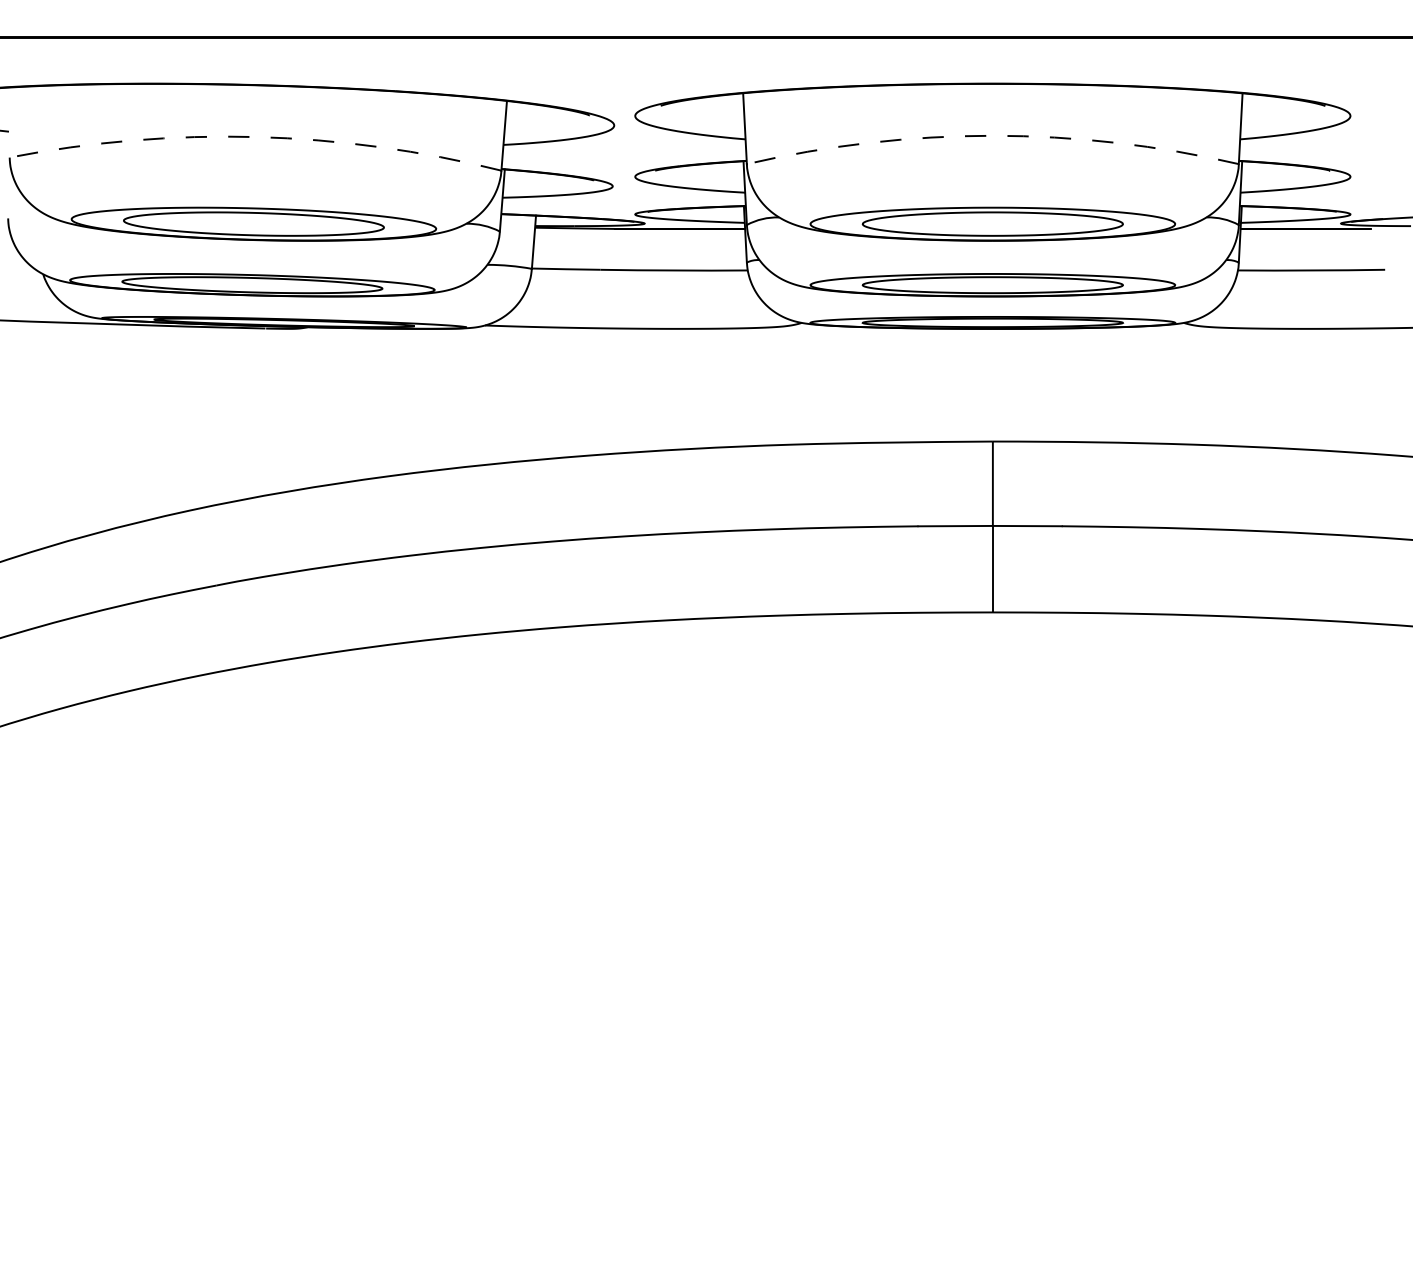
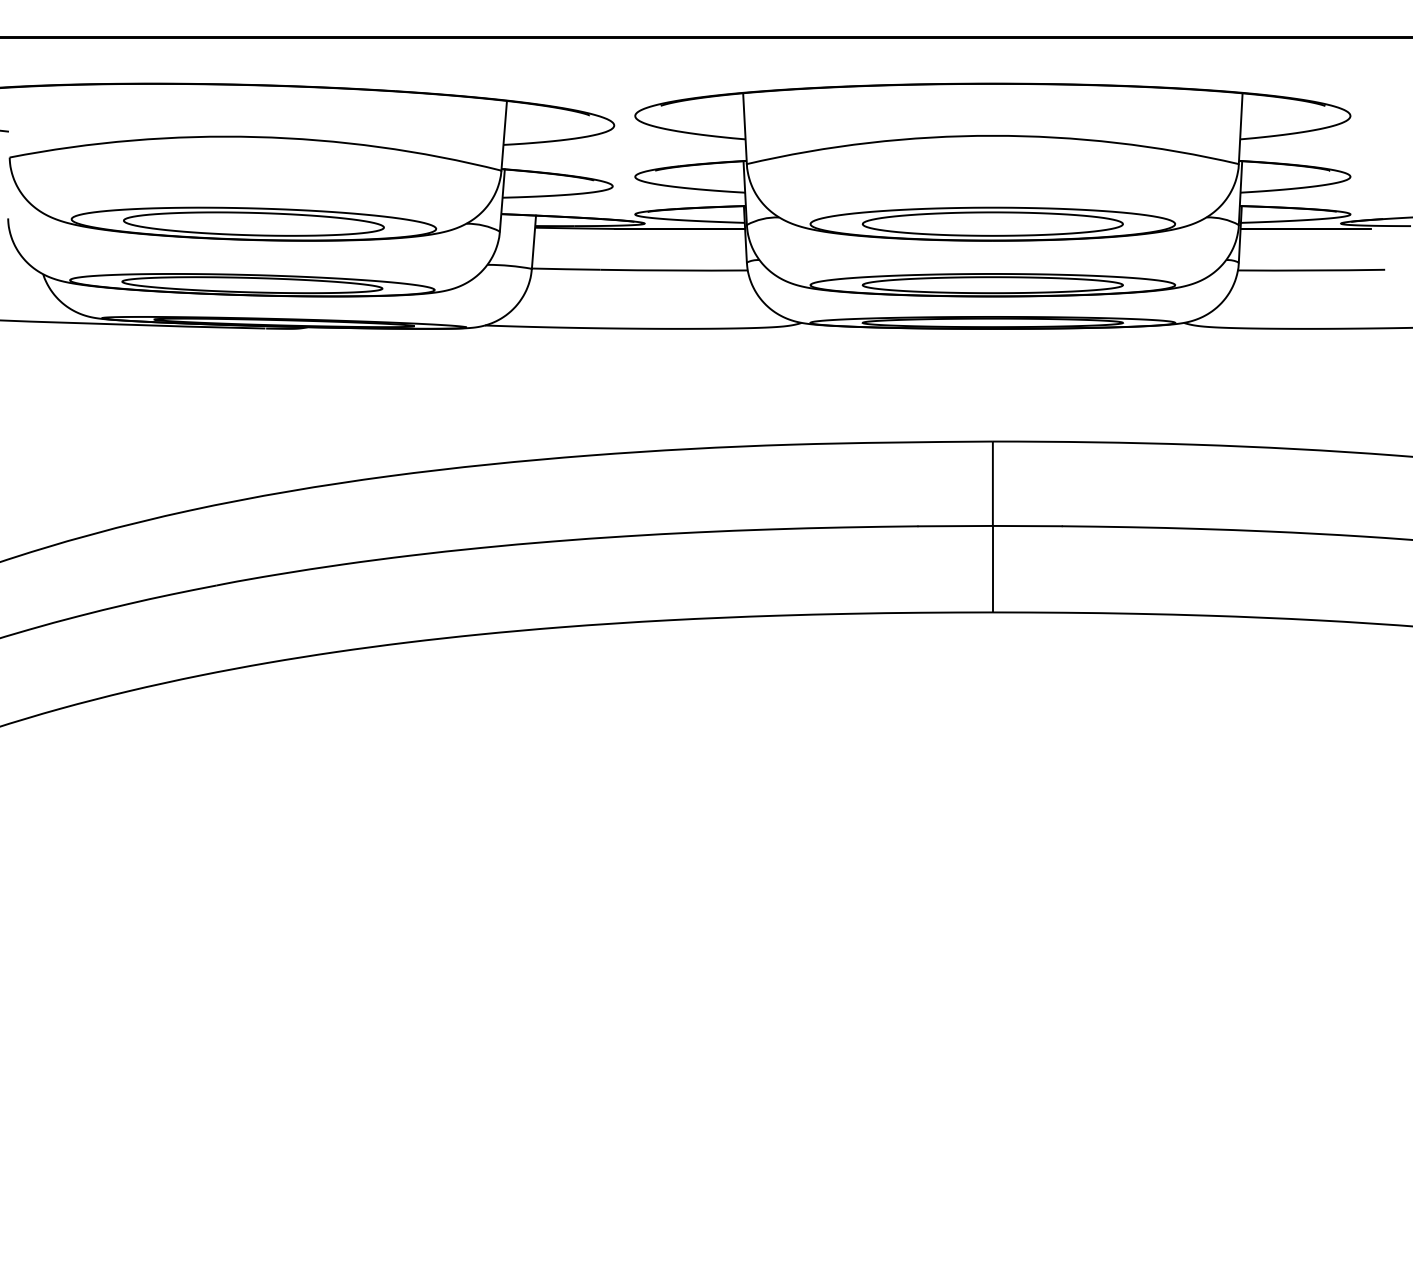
arc: dashed -> solid (992, 135)
arc: dashed -> solid (256, 137)
